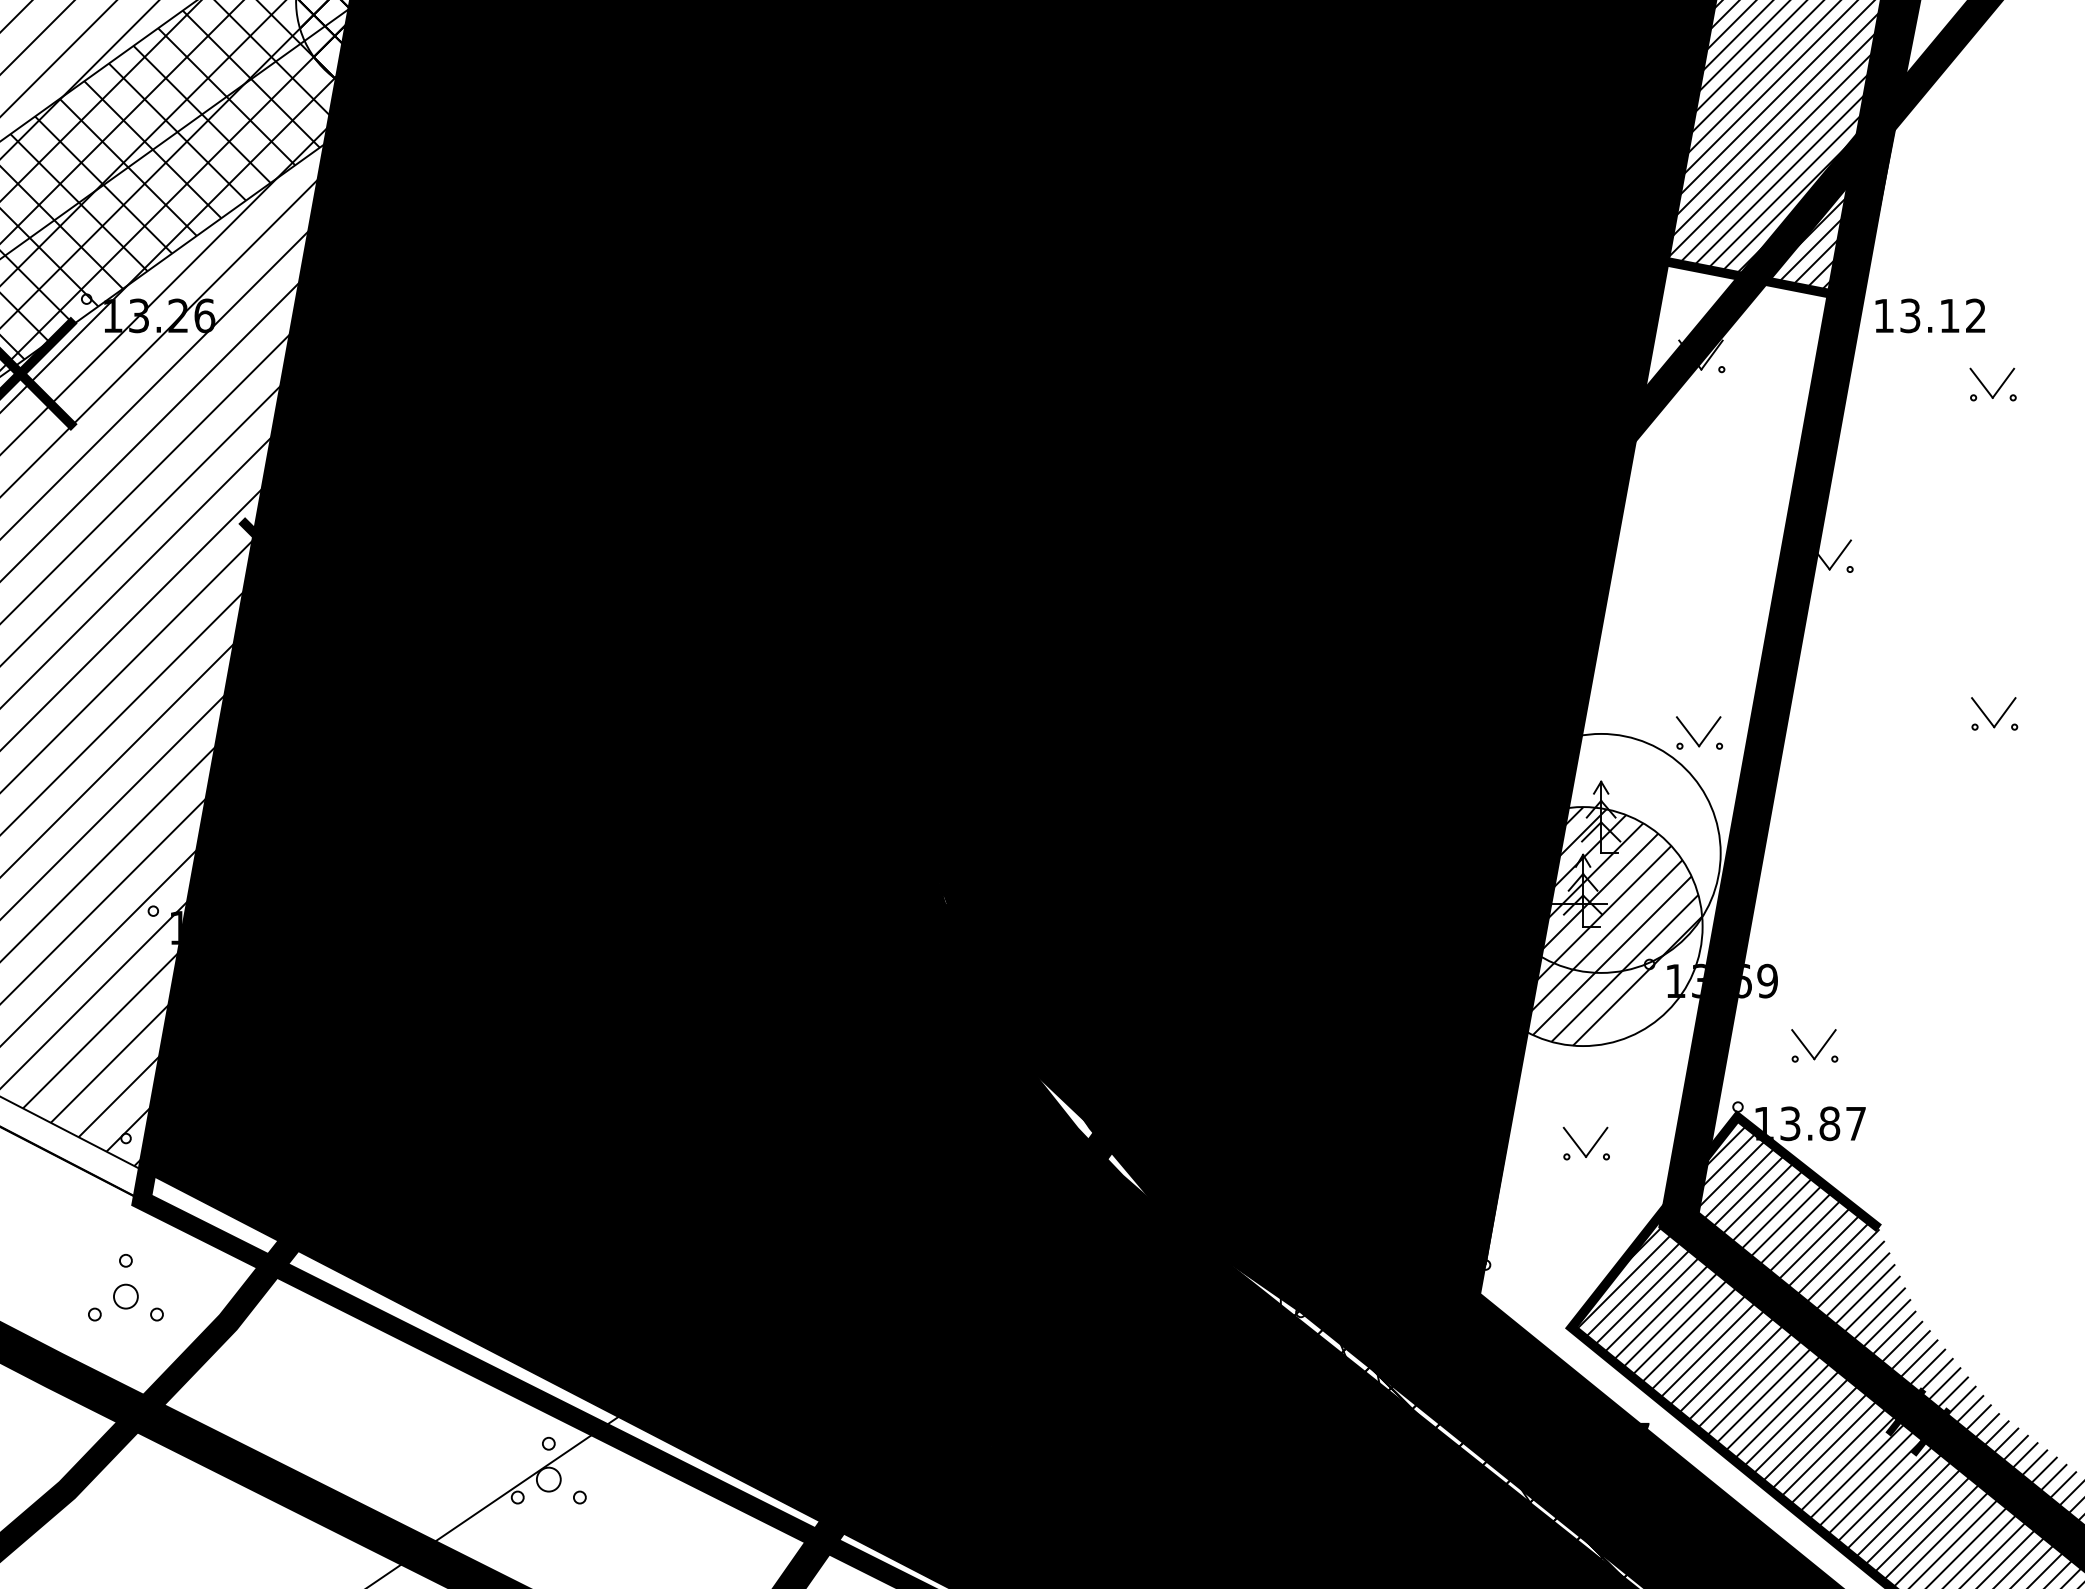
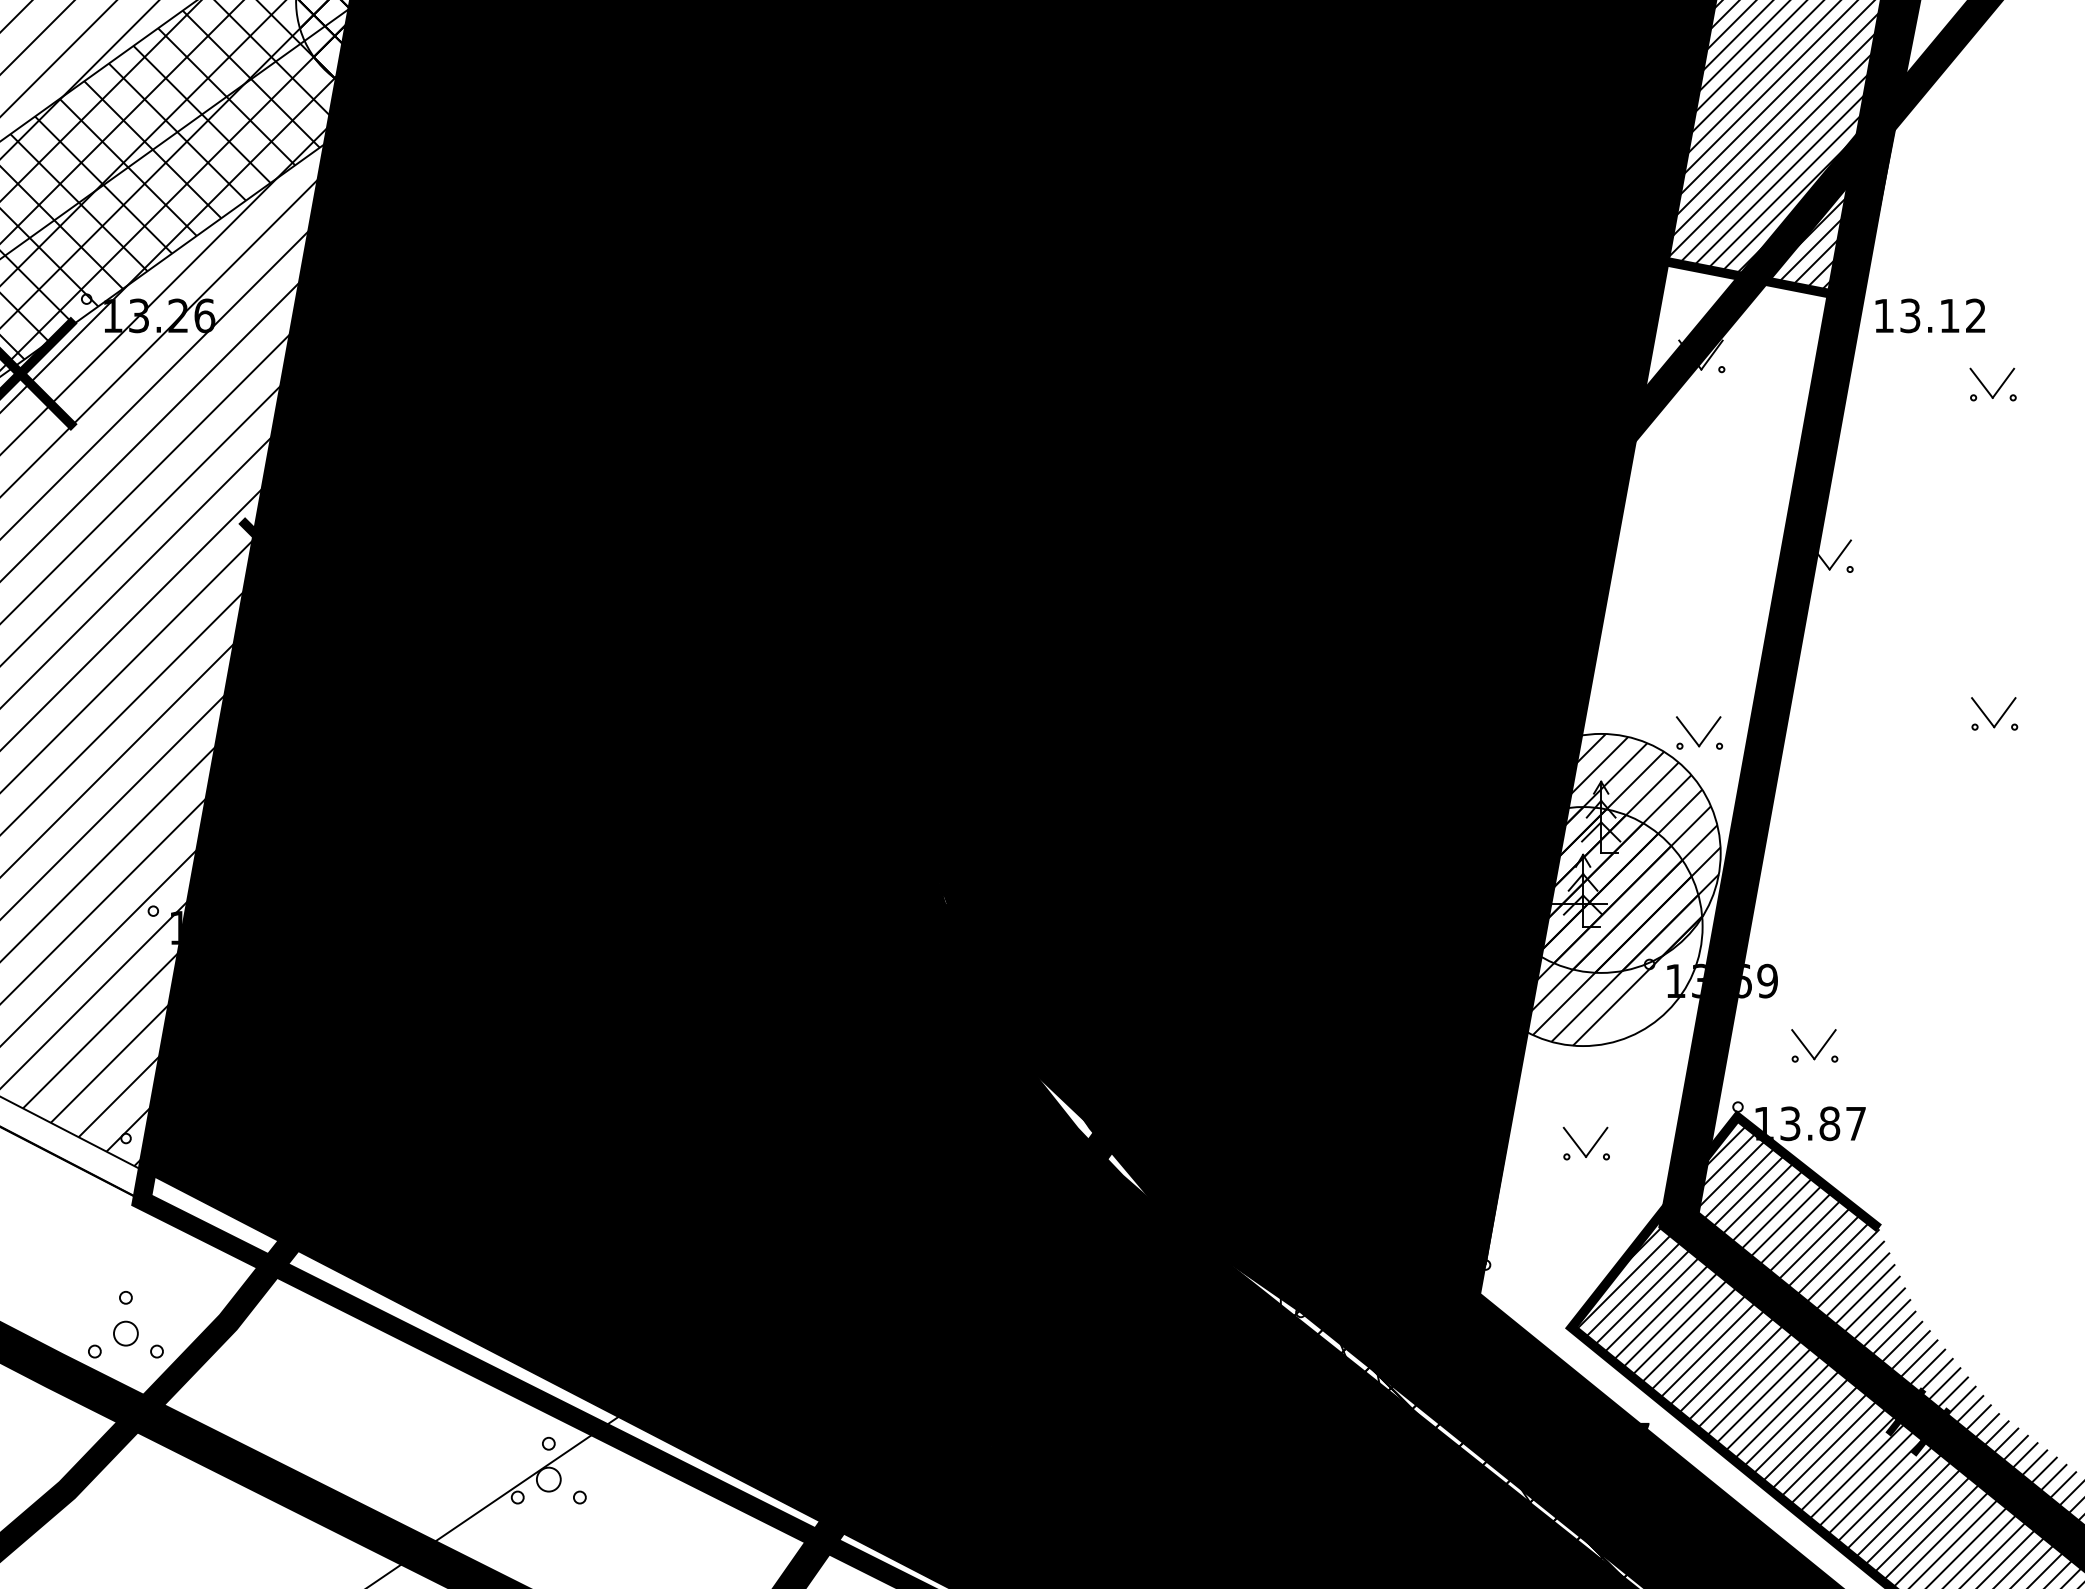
hatch: none -> present (1600, 853)
part position: (125, 1287) -> (125, 1324) (125, 1324)
